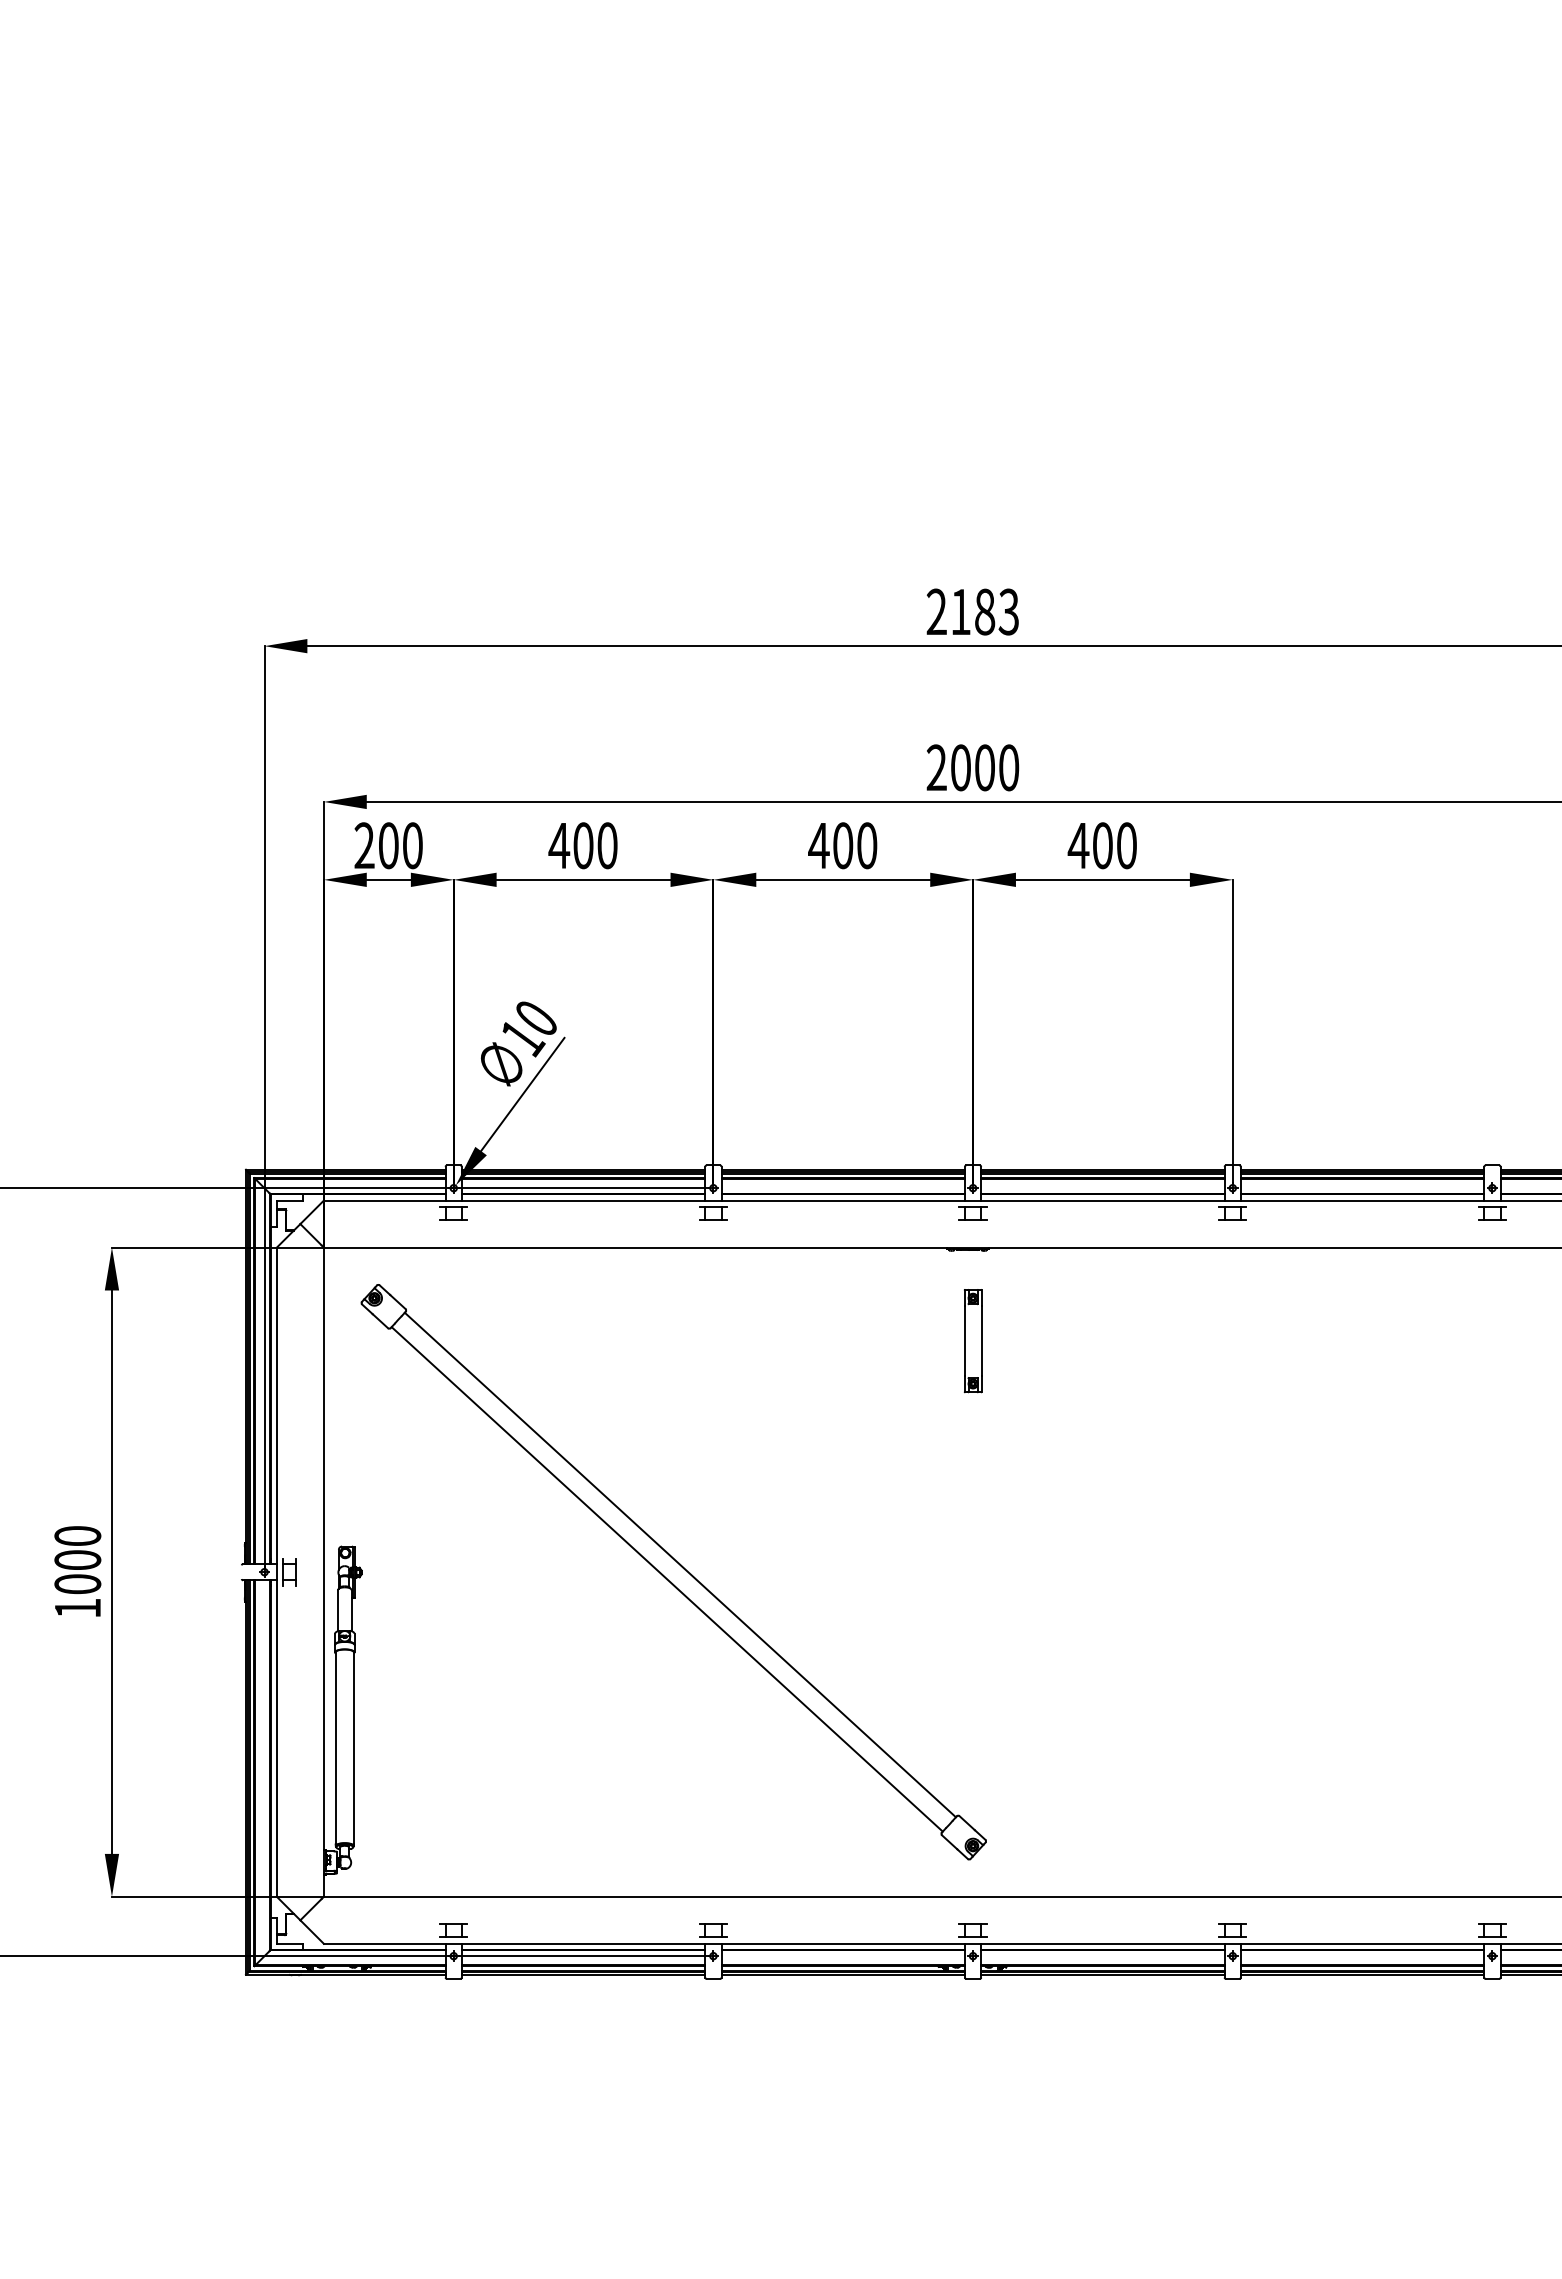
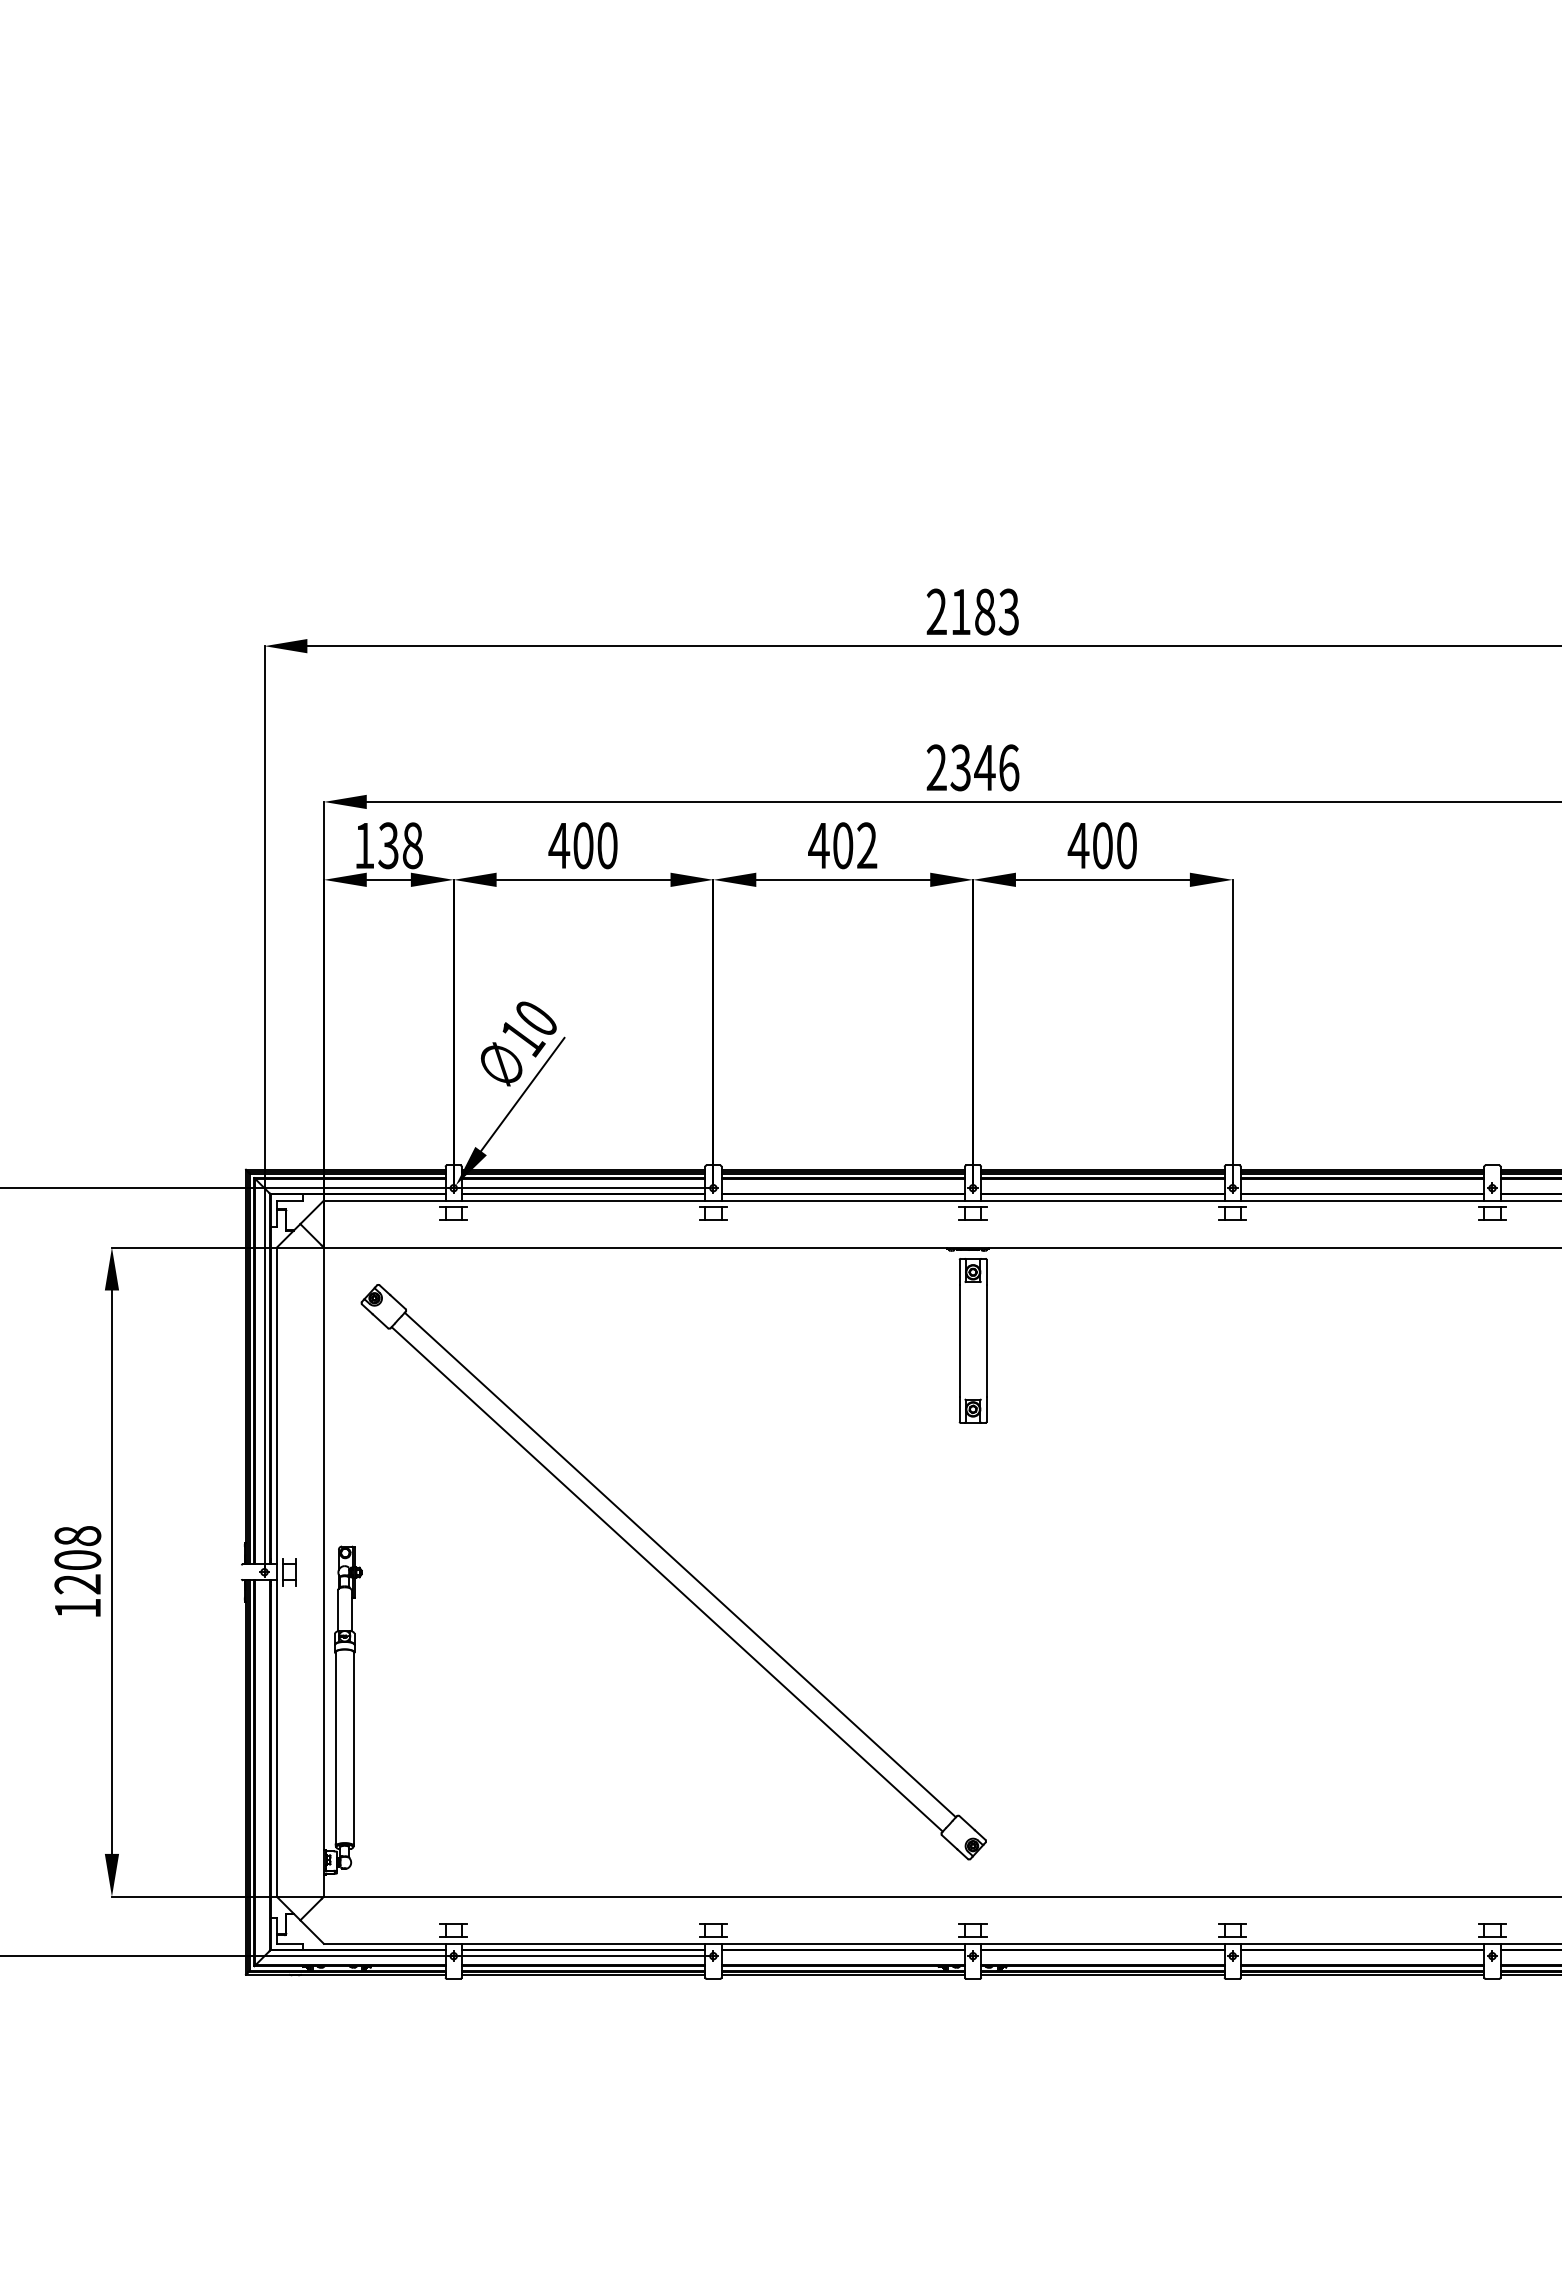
text: 2000 -> 2346 (984, 767)
text: 200 -> 138 (388, 845)
text: 400 -> 402 (867, 845)
part size: 20x105 px -> 30x166 px (972, 1340)
text: 1000 -> 1208 (77, 1560)
